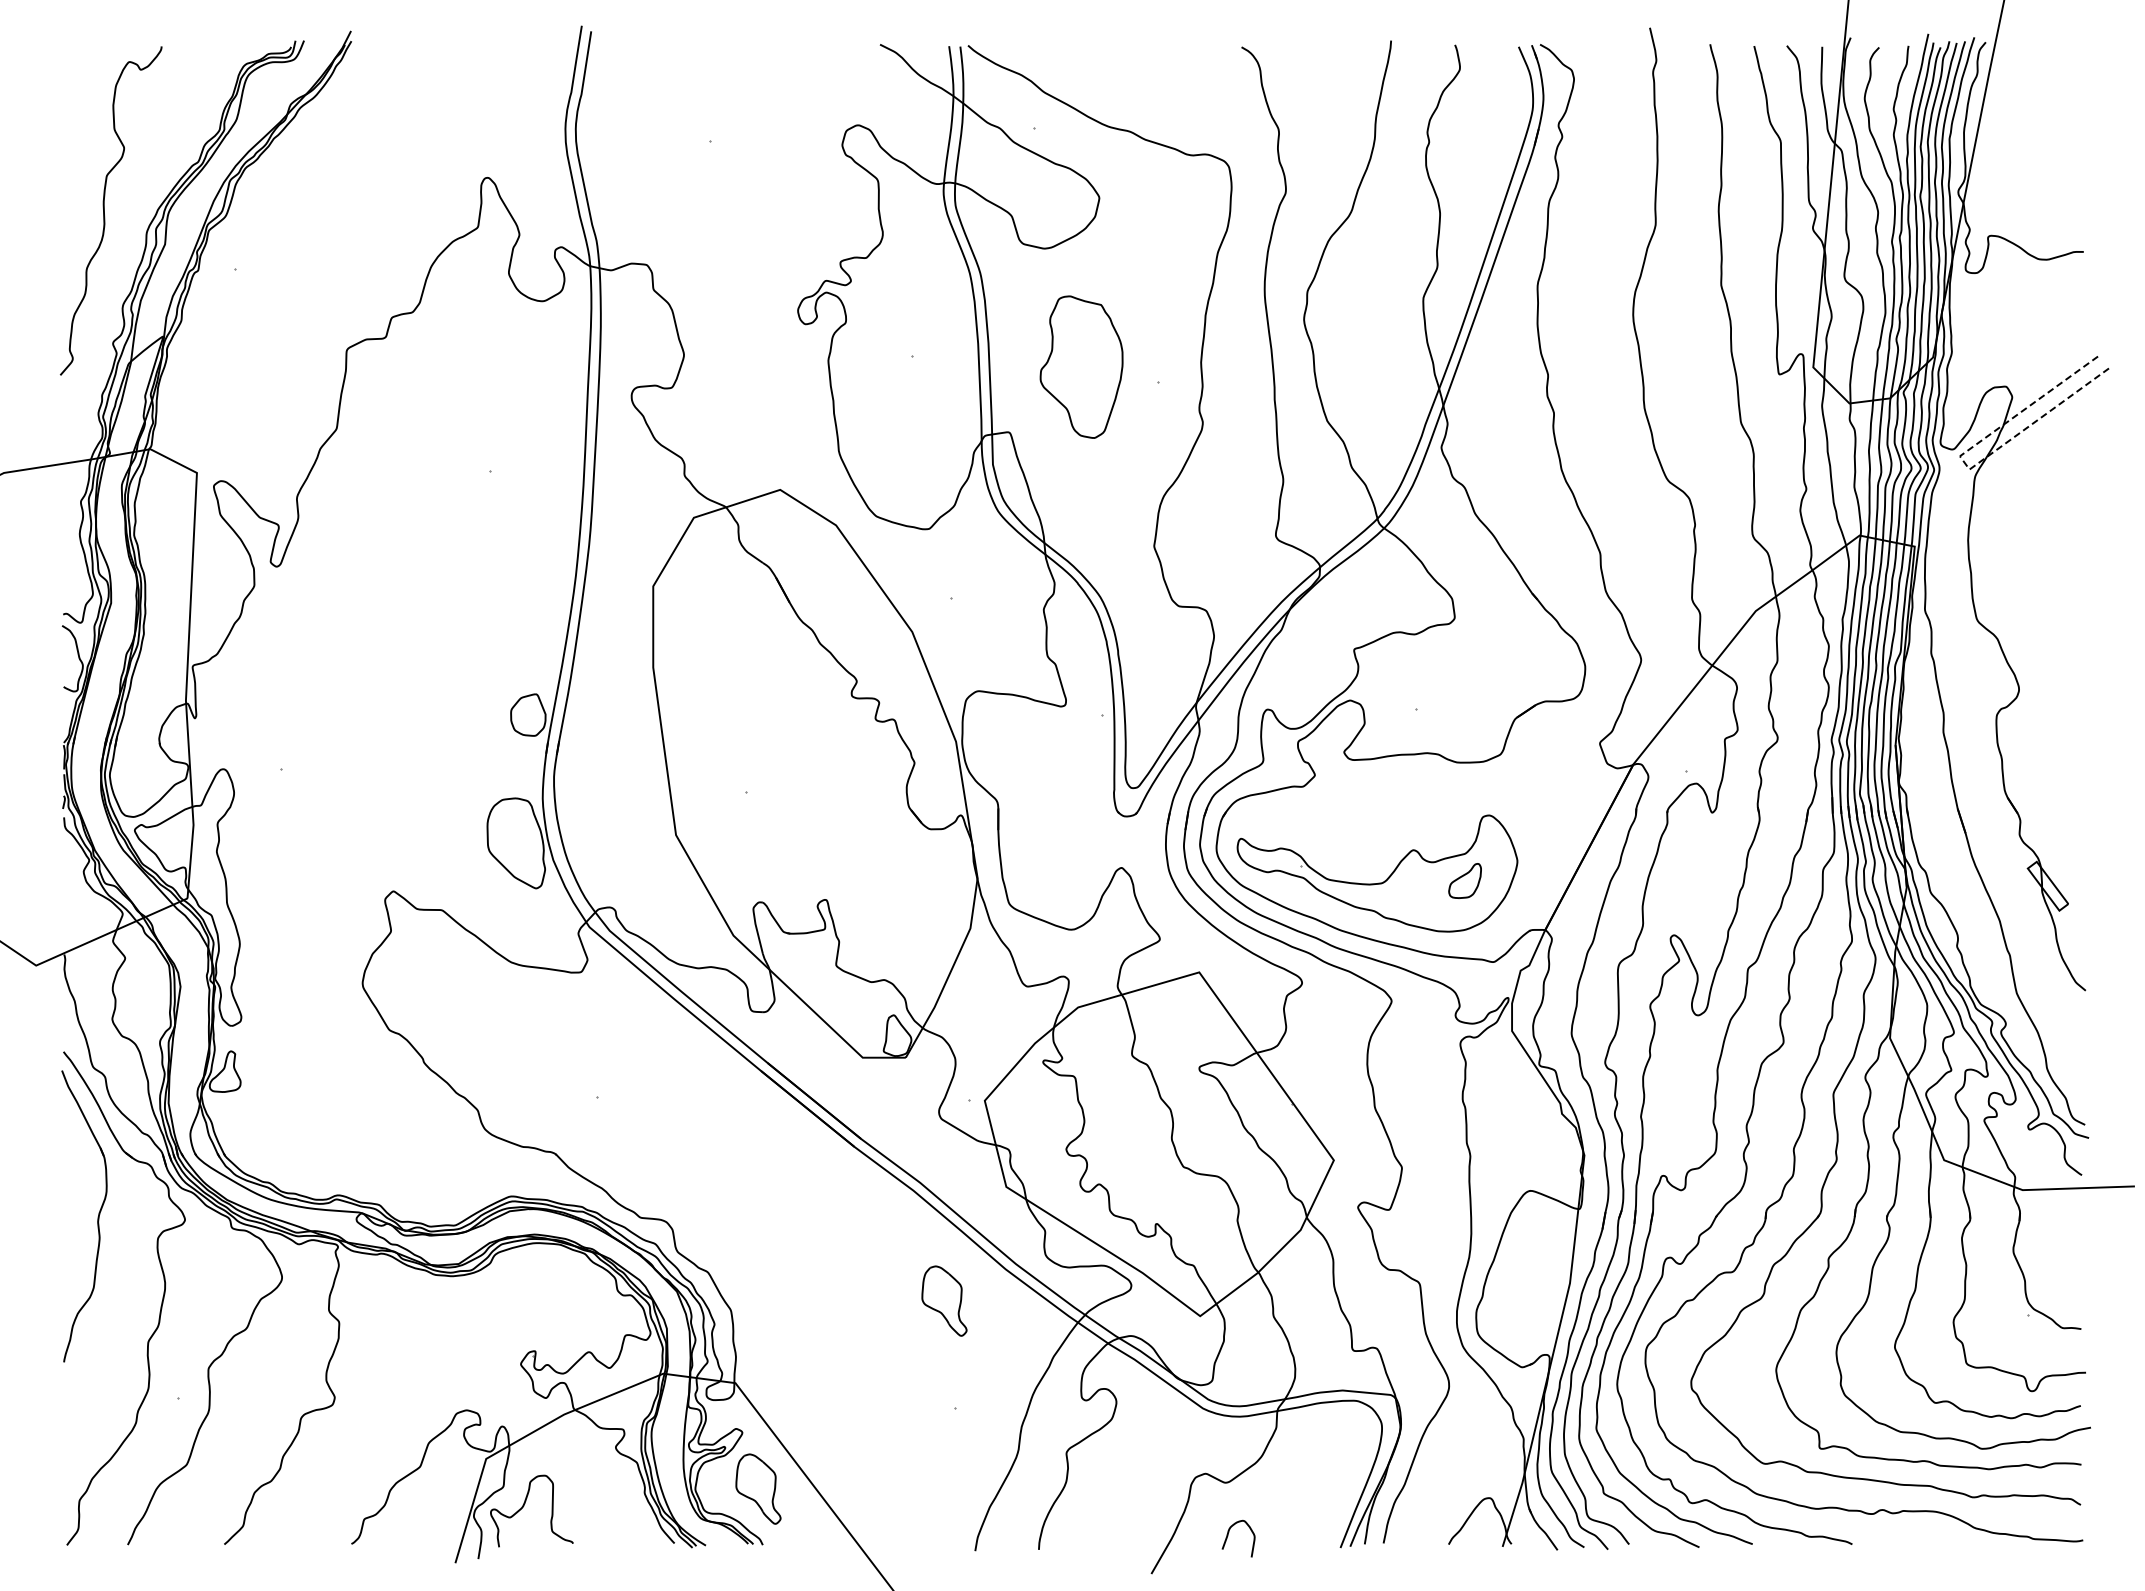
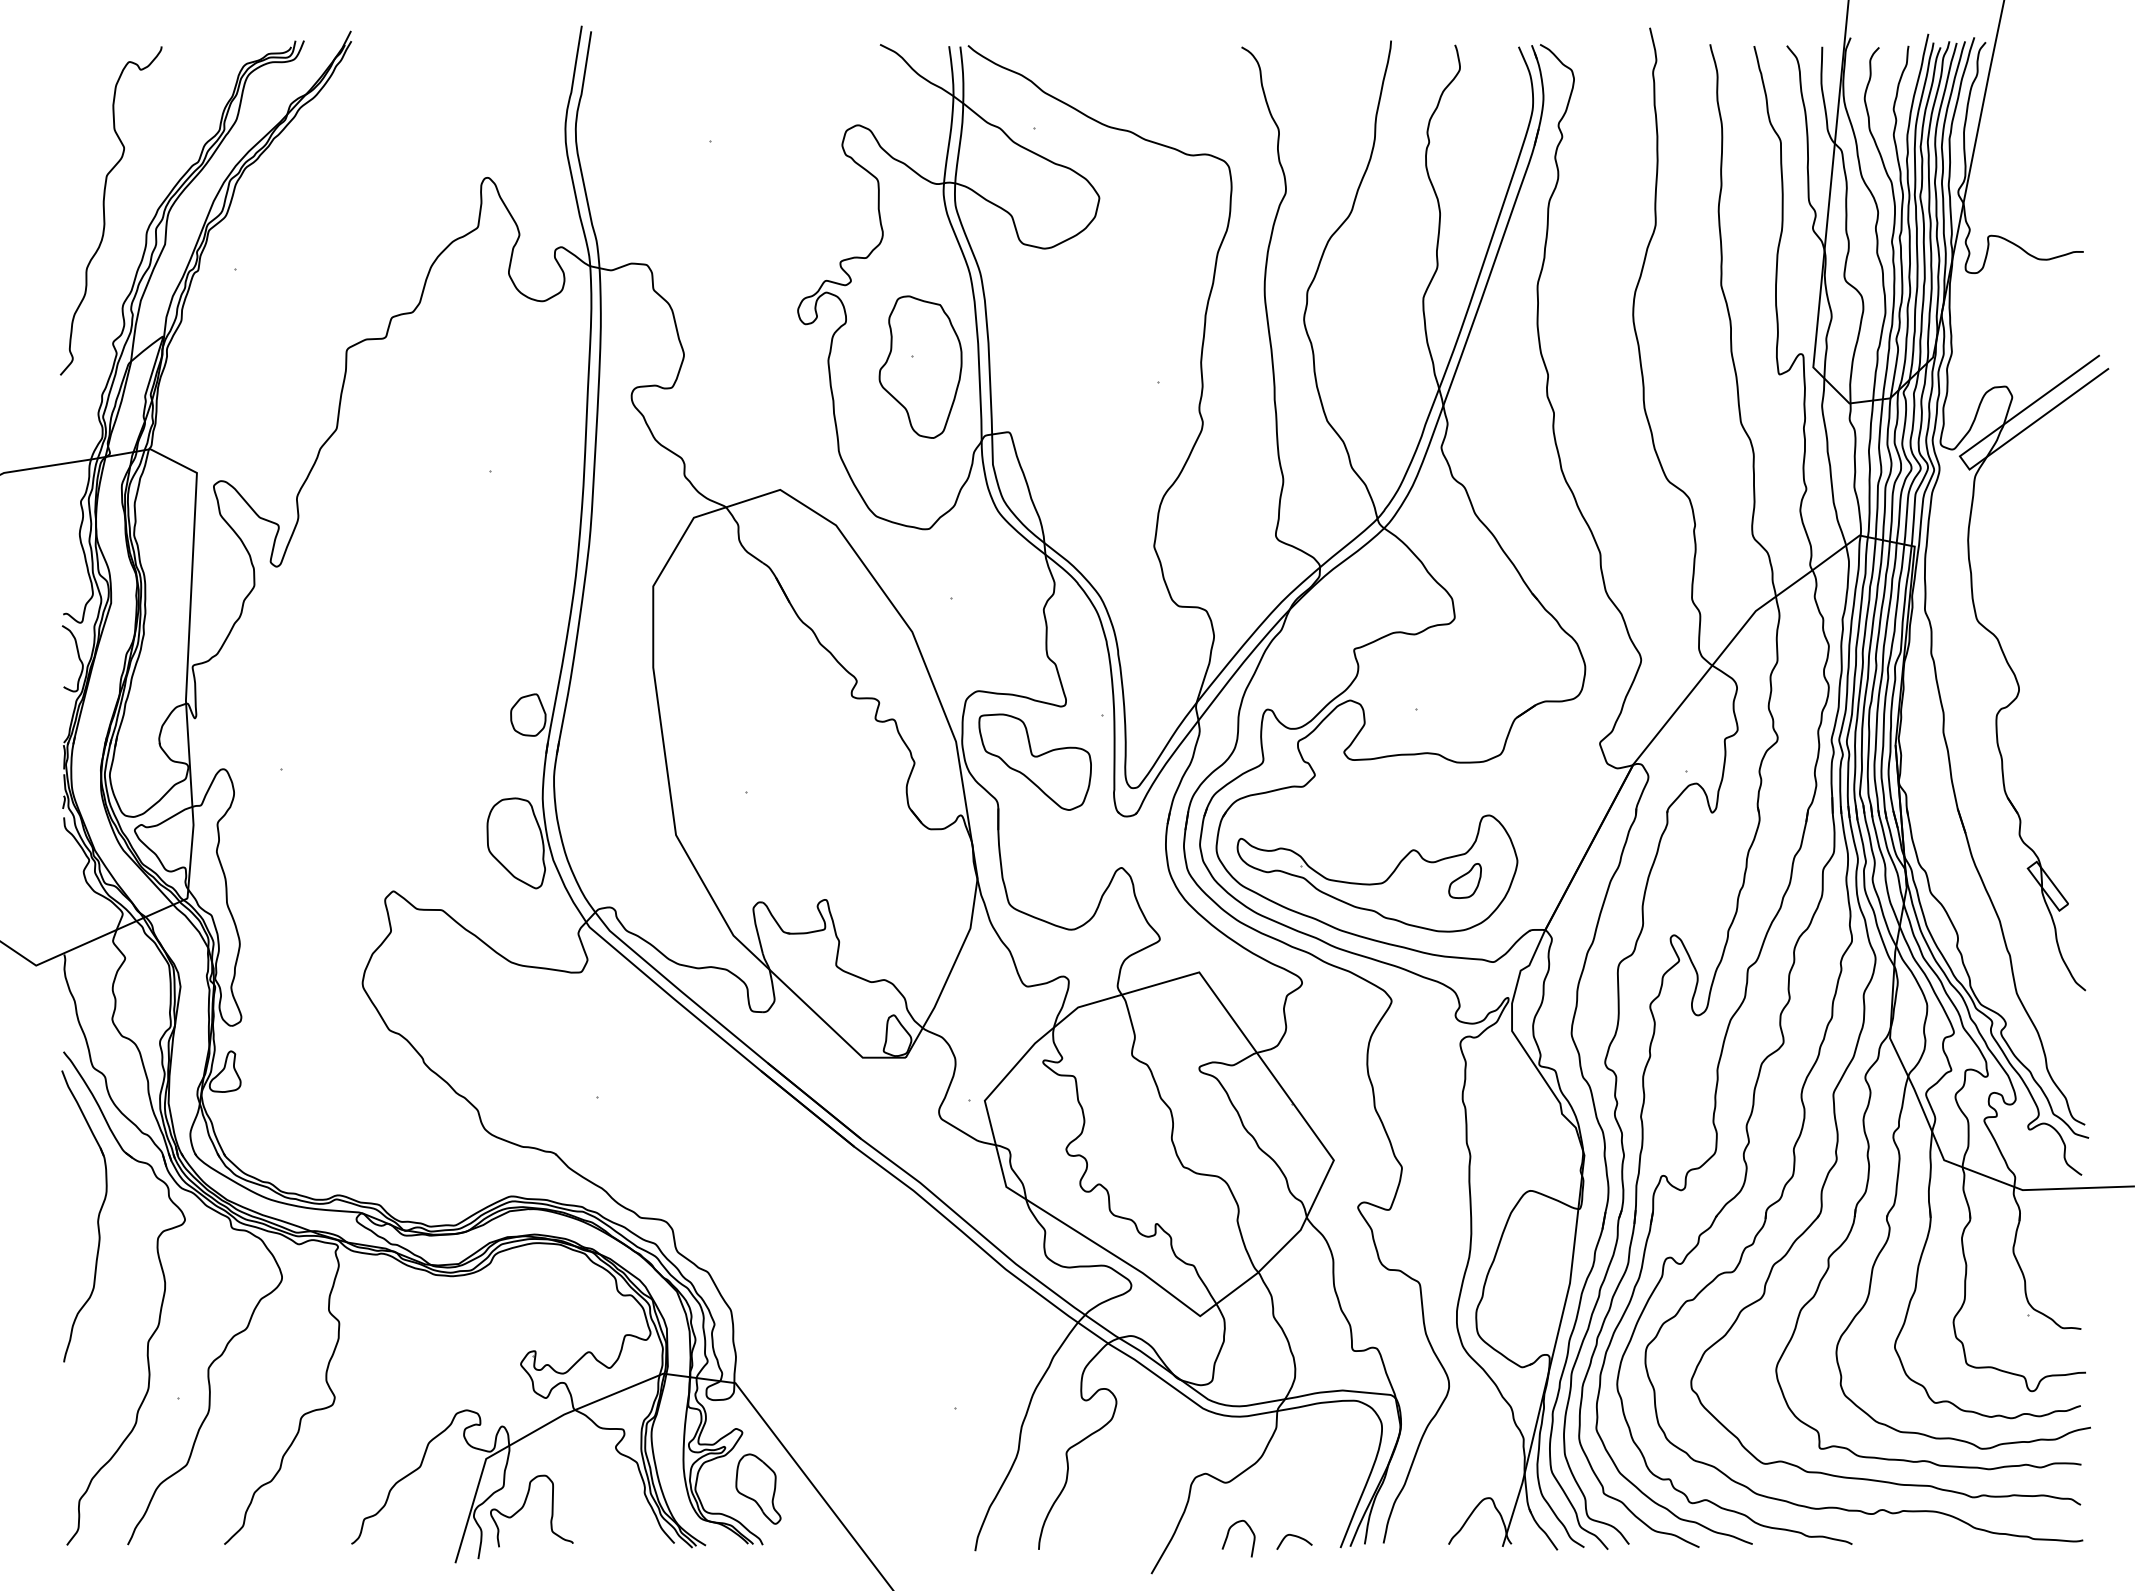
part position: (1081, 366) -> (920, 366) (920, 366)
line: dashed -> solid (1964, 462)
part: none -> present (1034, 761)
part: present -> none (944, 1300)
curve: none -> present (1296, 1537)
